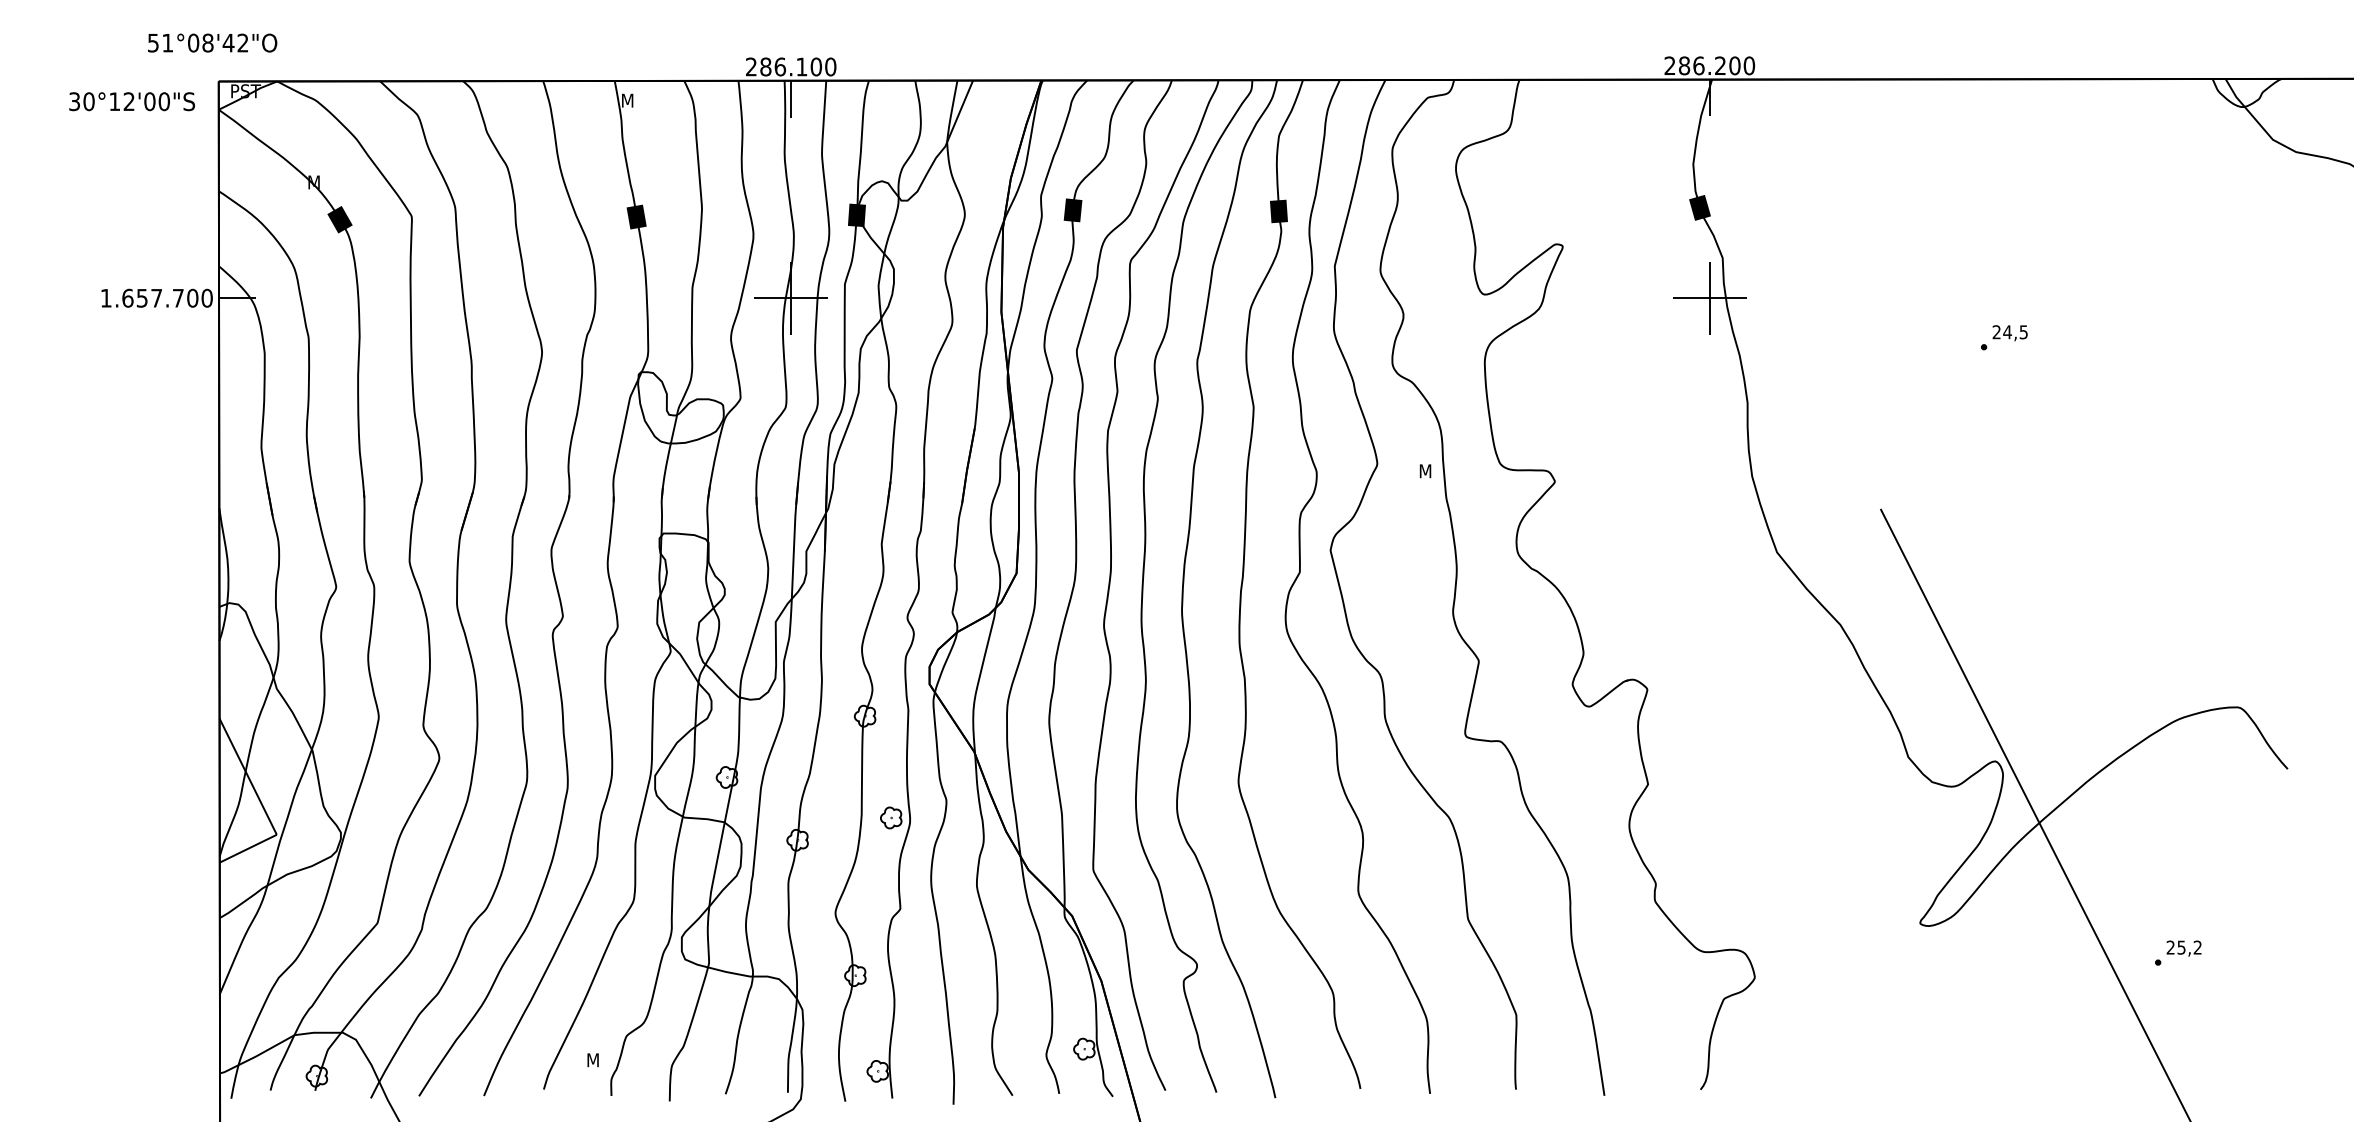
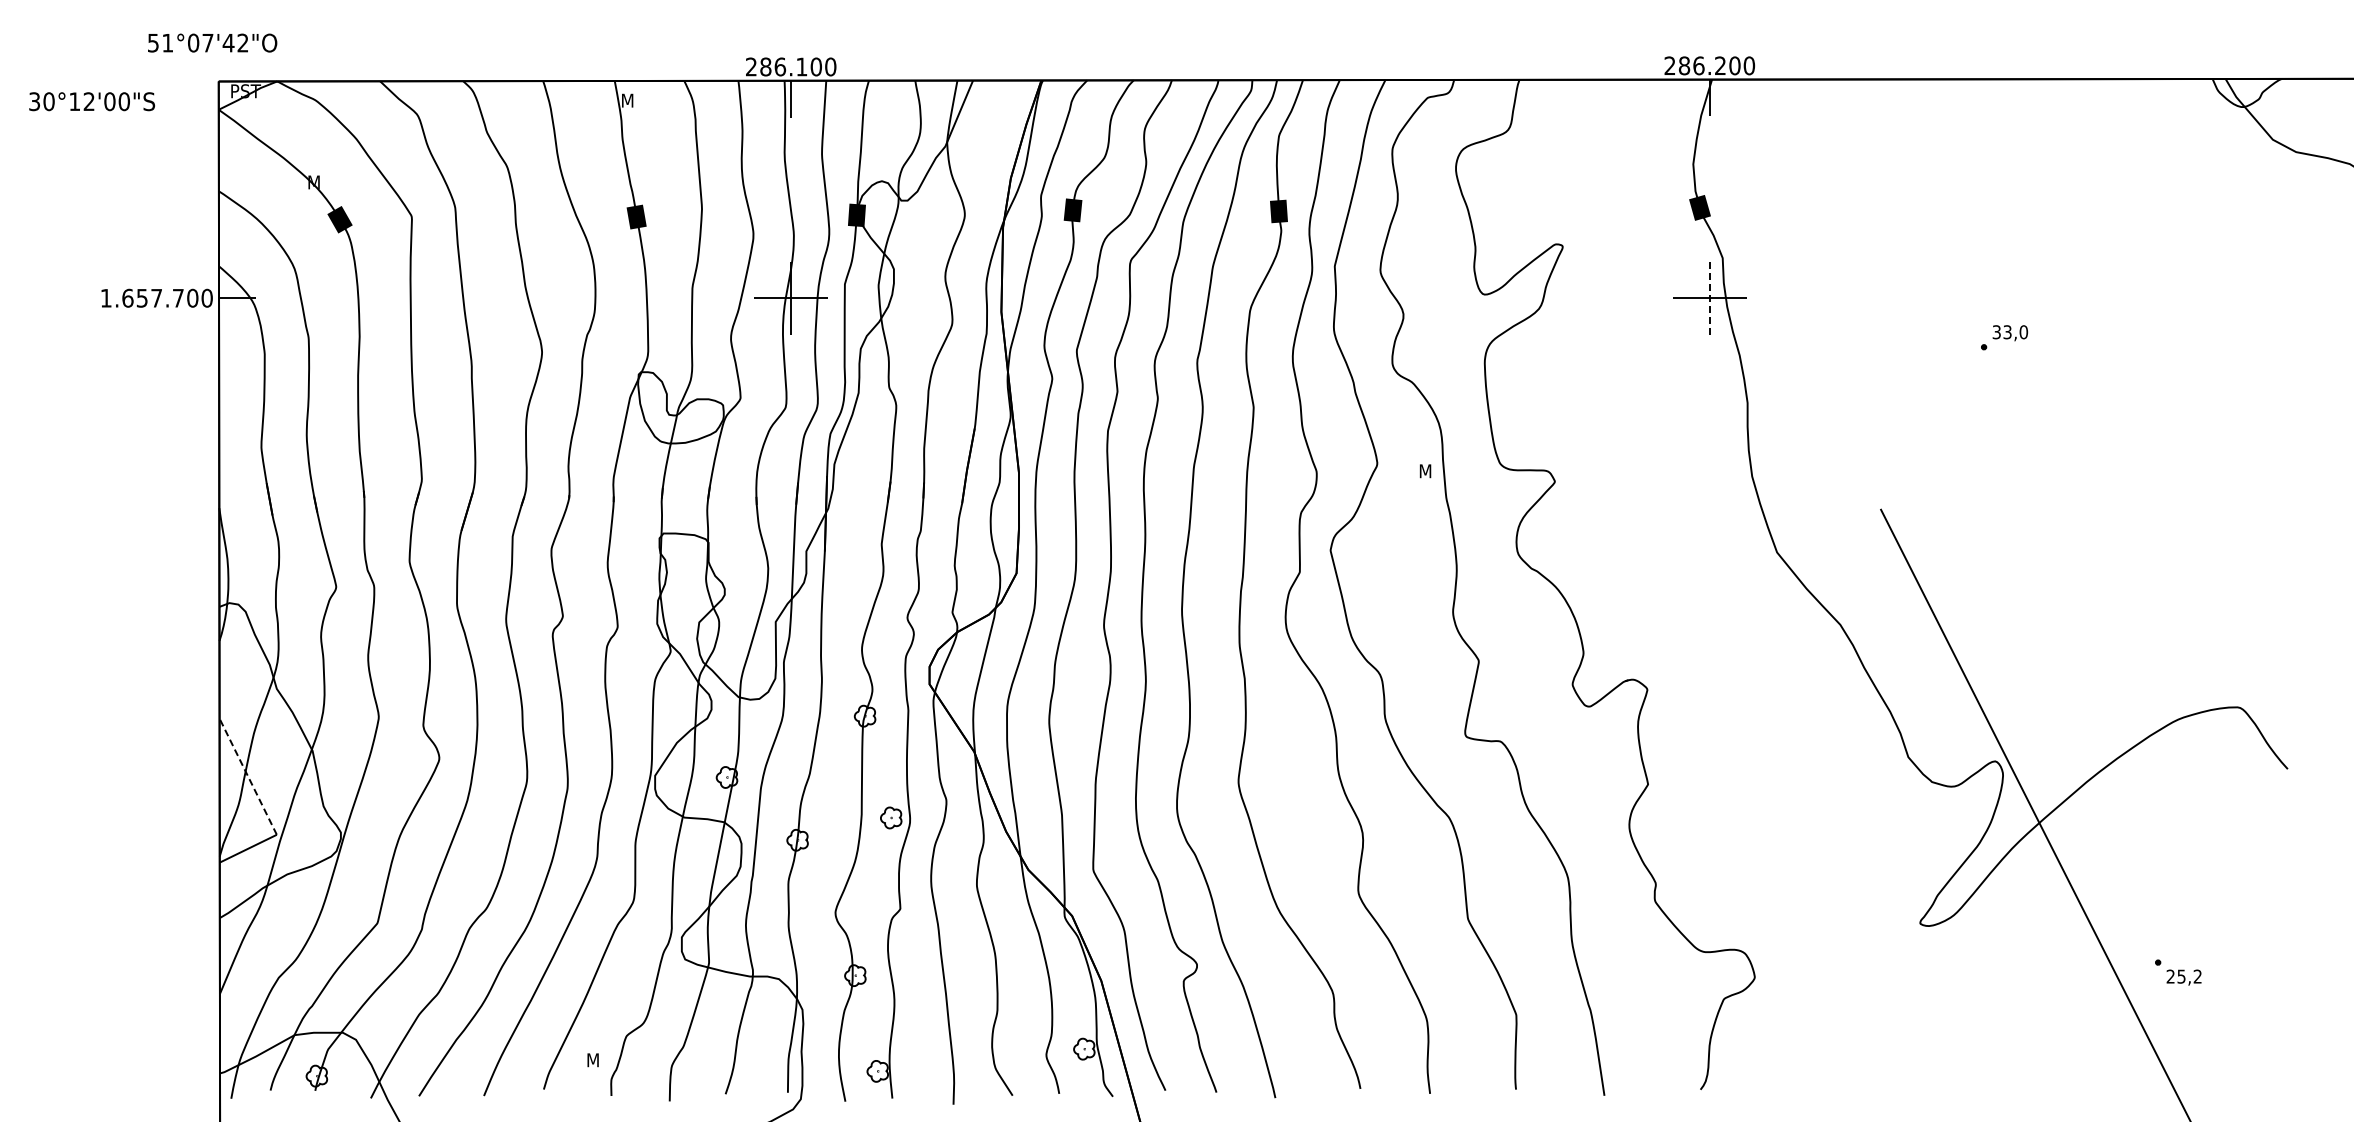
text: 51°08'42"O -> 51°07'42"O (207, 42)
text position: (132, 101) -> (92, 101) (92, 101)
line: solid -> dashed (1709, 298)
text: 24,5 -> 33,0 (2010, 332)
line: solid -> dashed (248, 776)
text position: (2183, 948) -> (2183, 977) (2183, 977)
